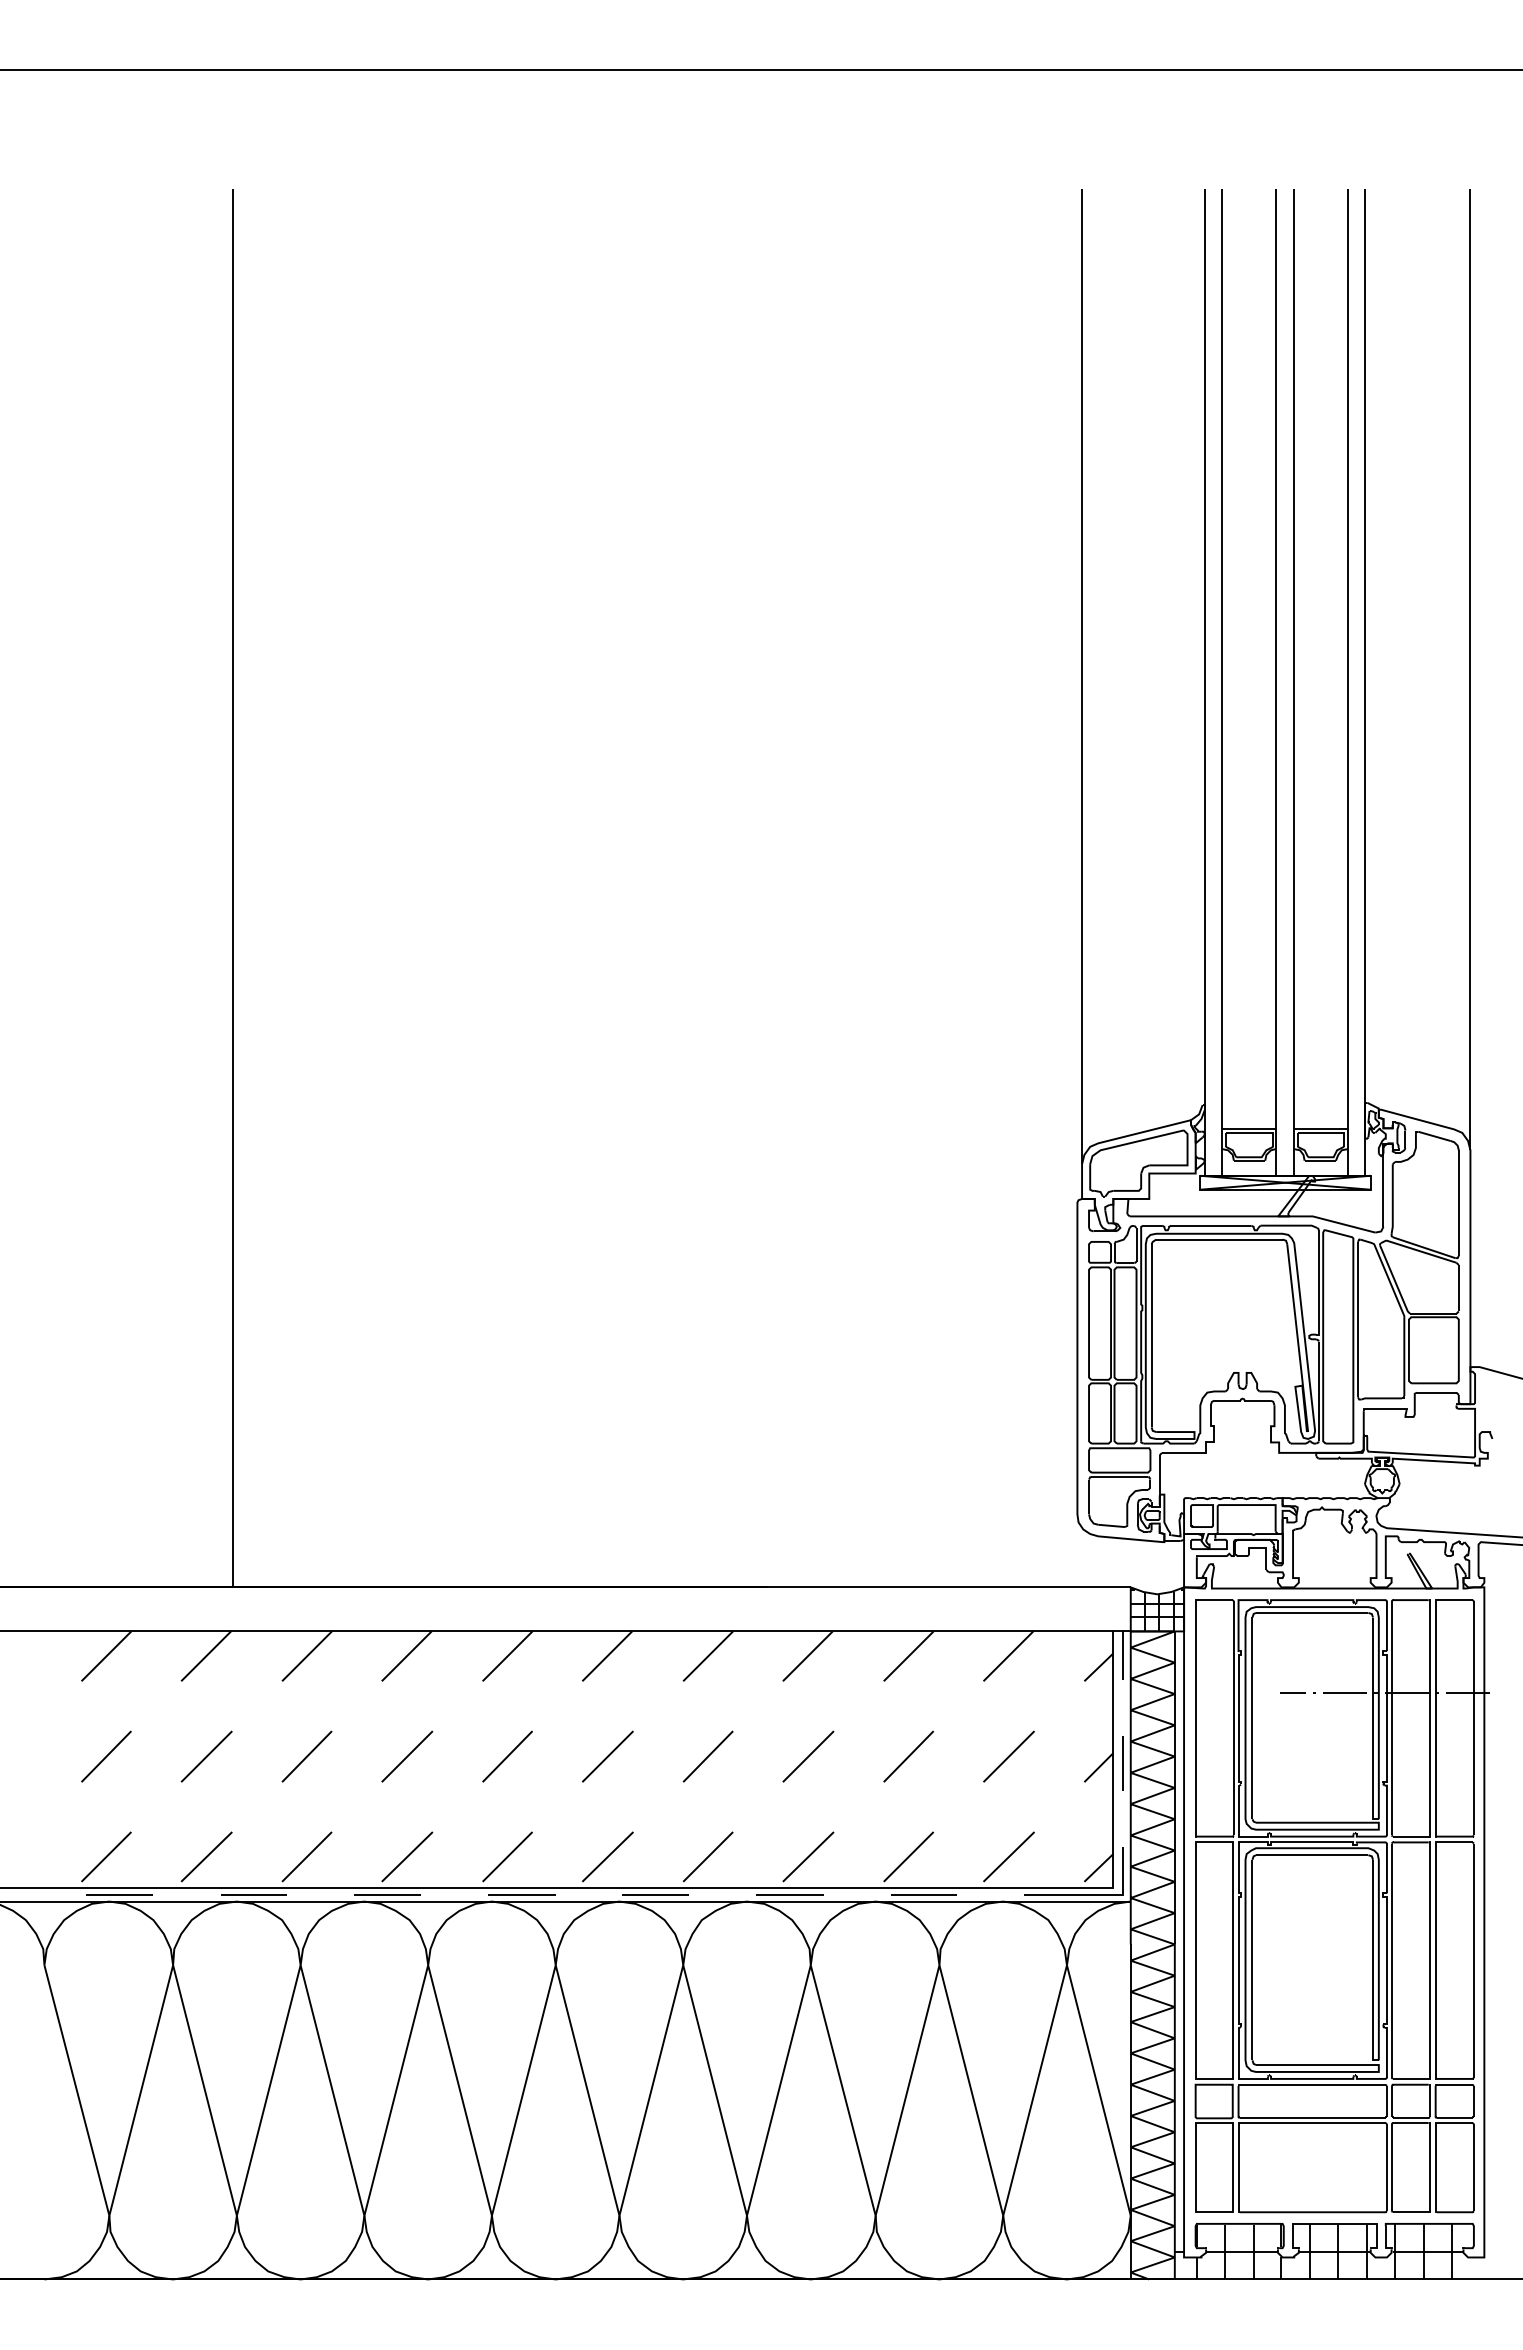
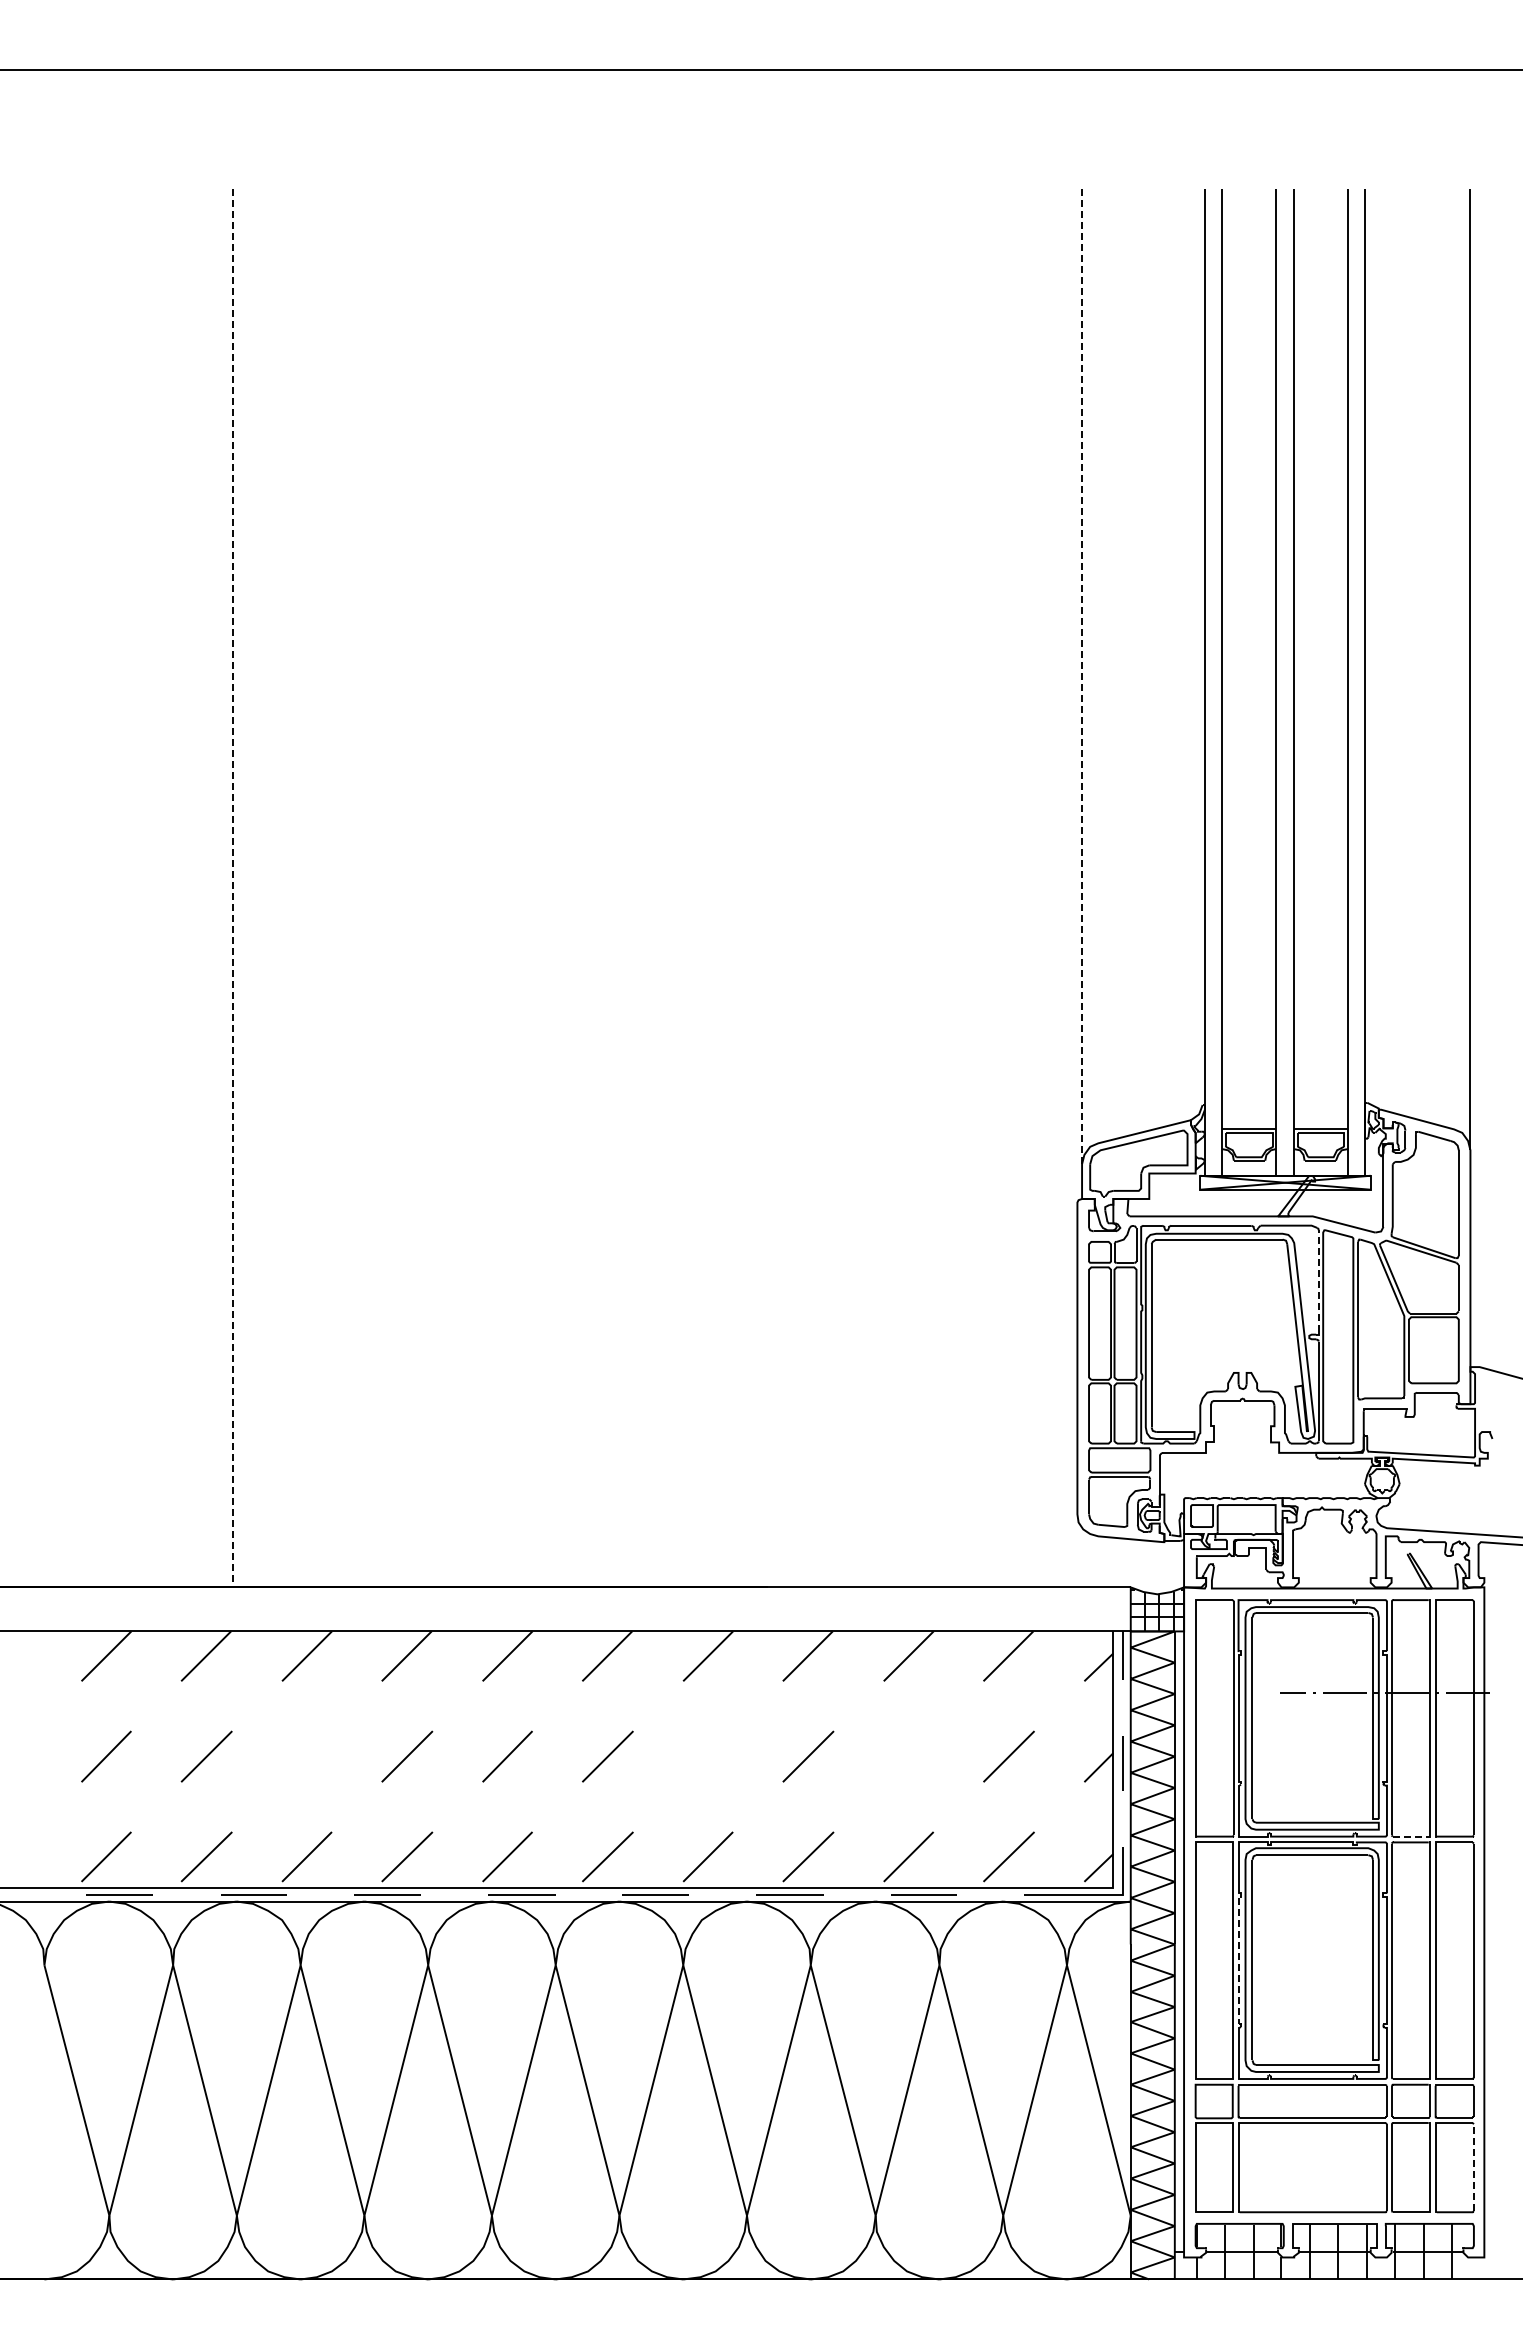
line: solid -> dashed (1082, 676)
line: solid -> dashed (233, 888)
line: solid -> dashed (1318, 1280)
line: present -> none (306, 1756)
line: present -> none (707, 1756)
line: present -> none (908, 1756)
line: solid -> dashed (1410, 1836)
line: solid -> dashed (1238, 1960)
line: solid -> dashed (1473, 2167)
